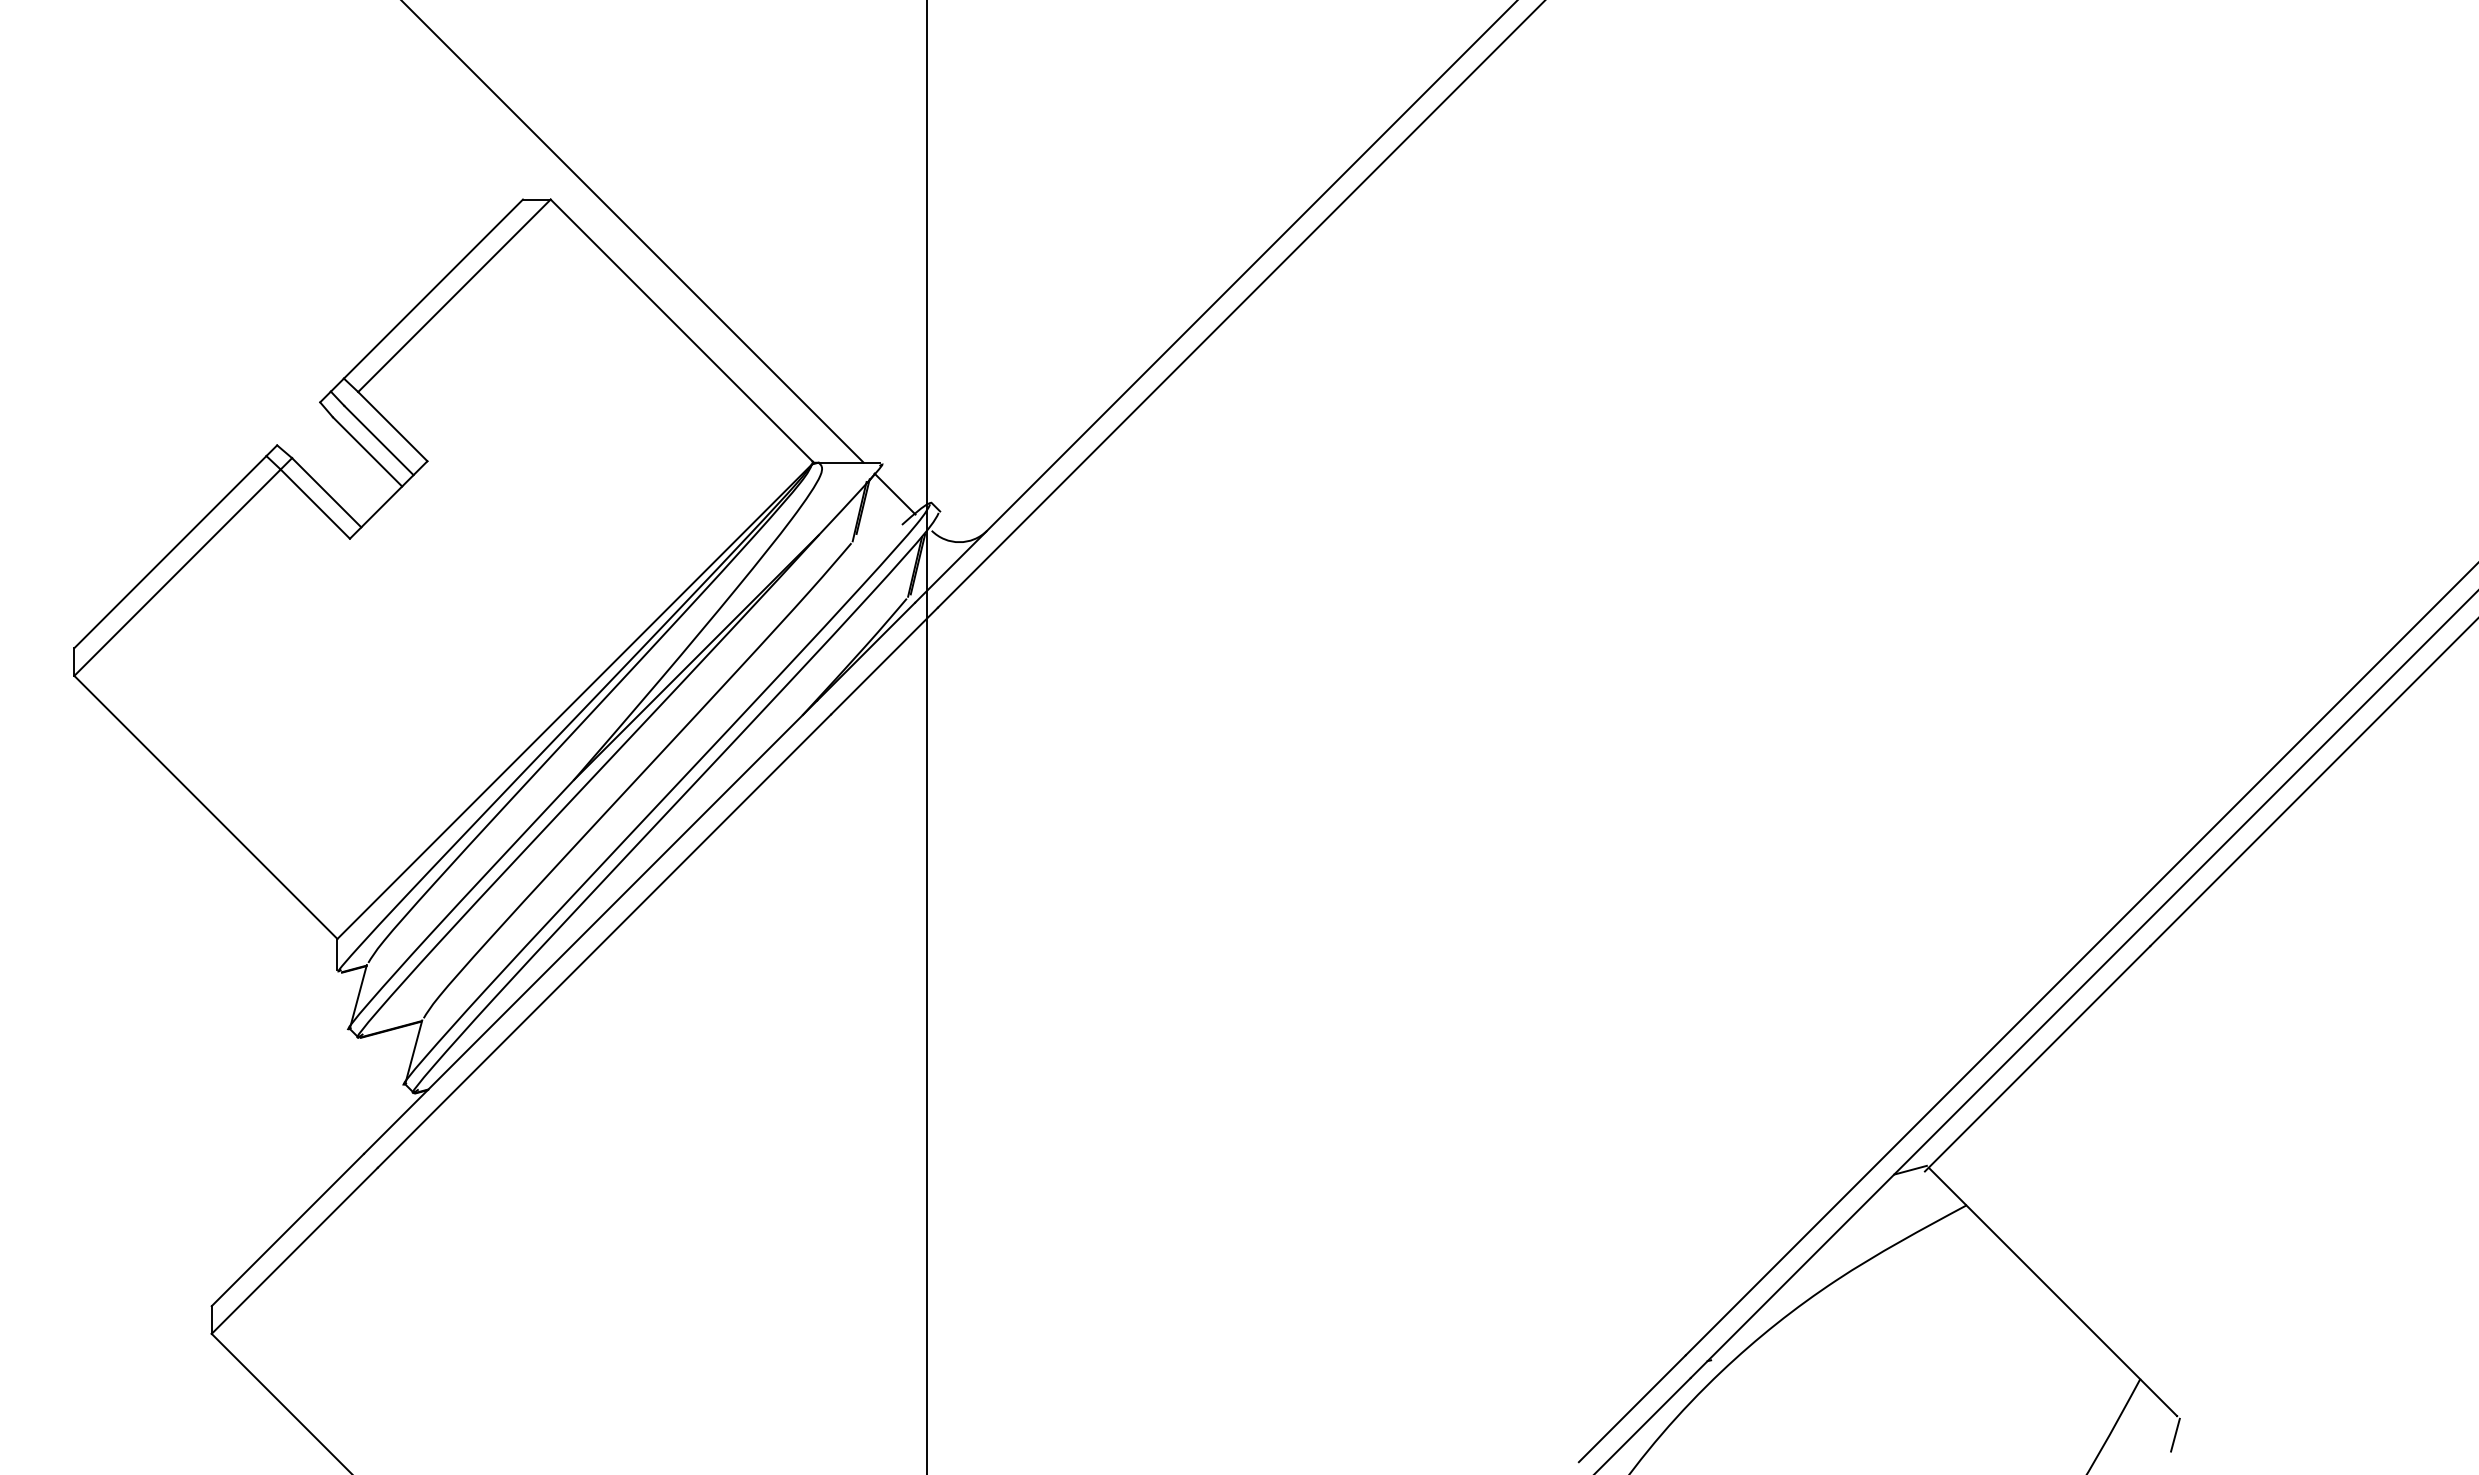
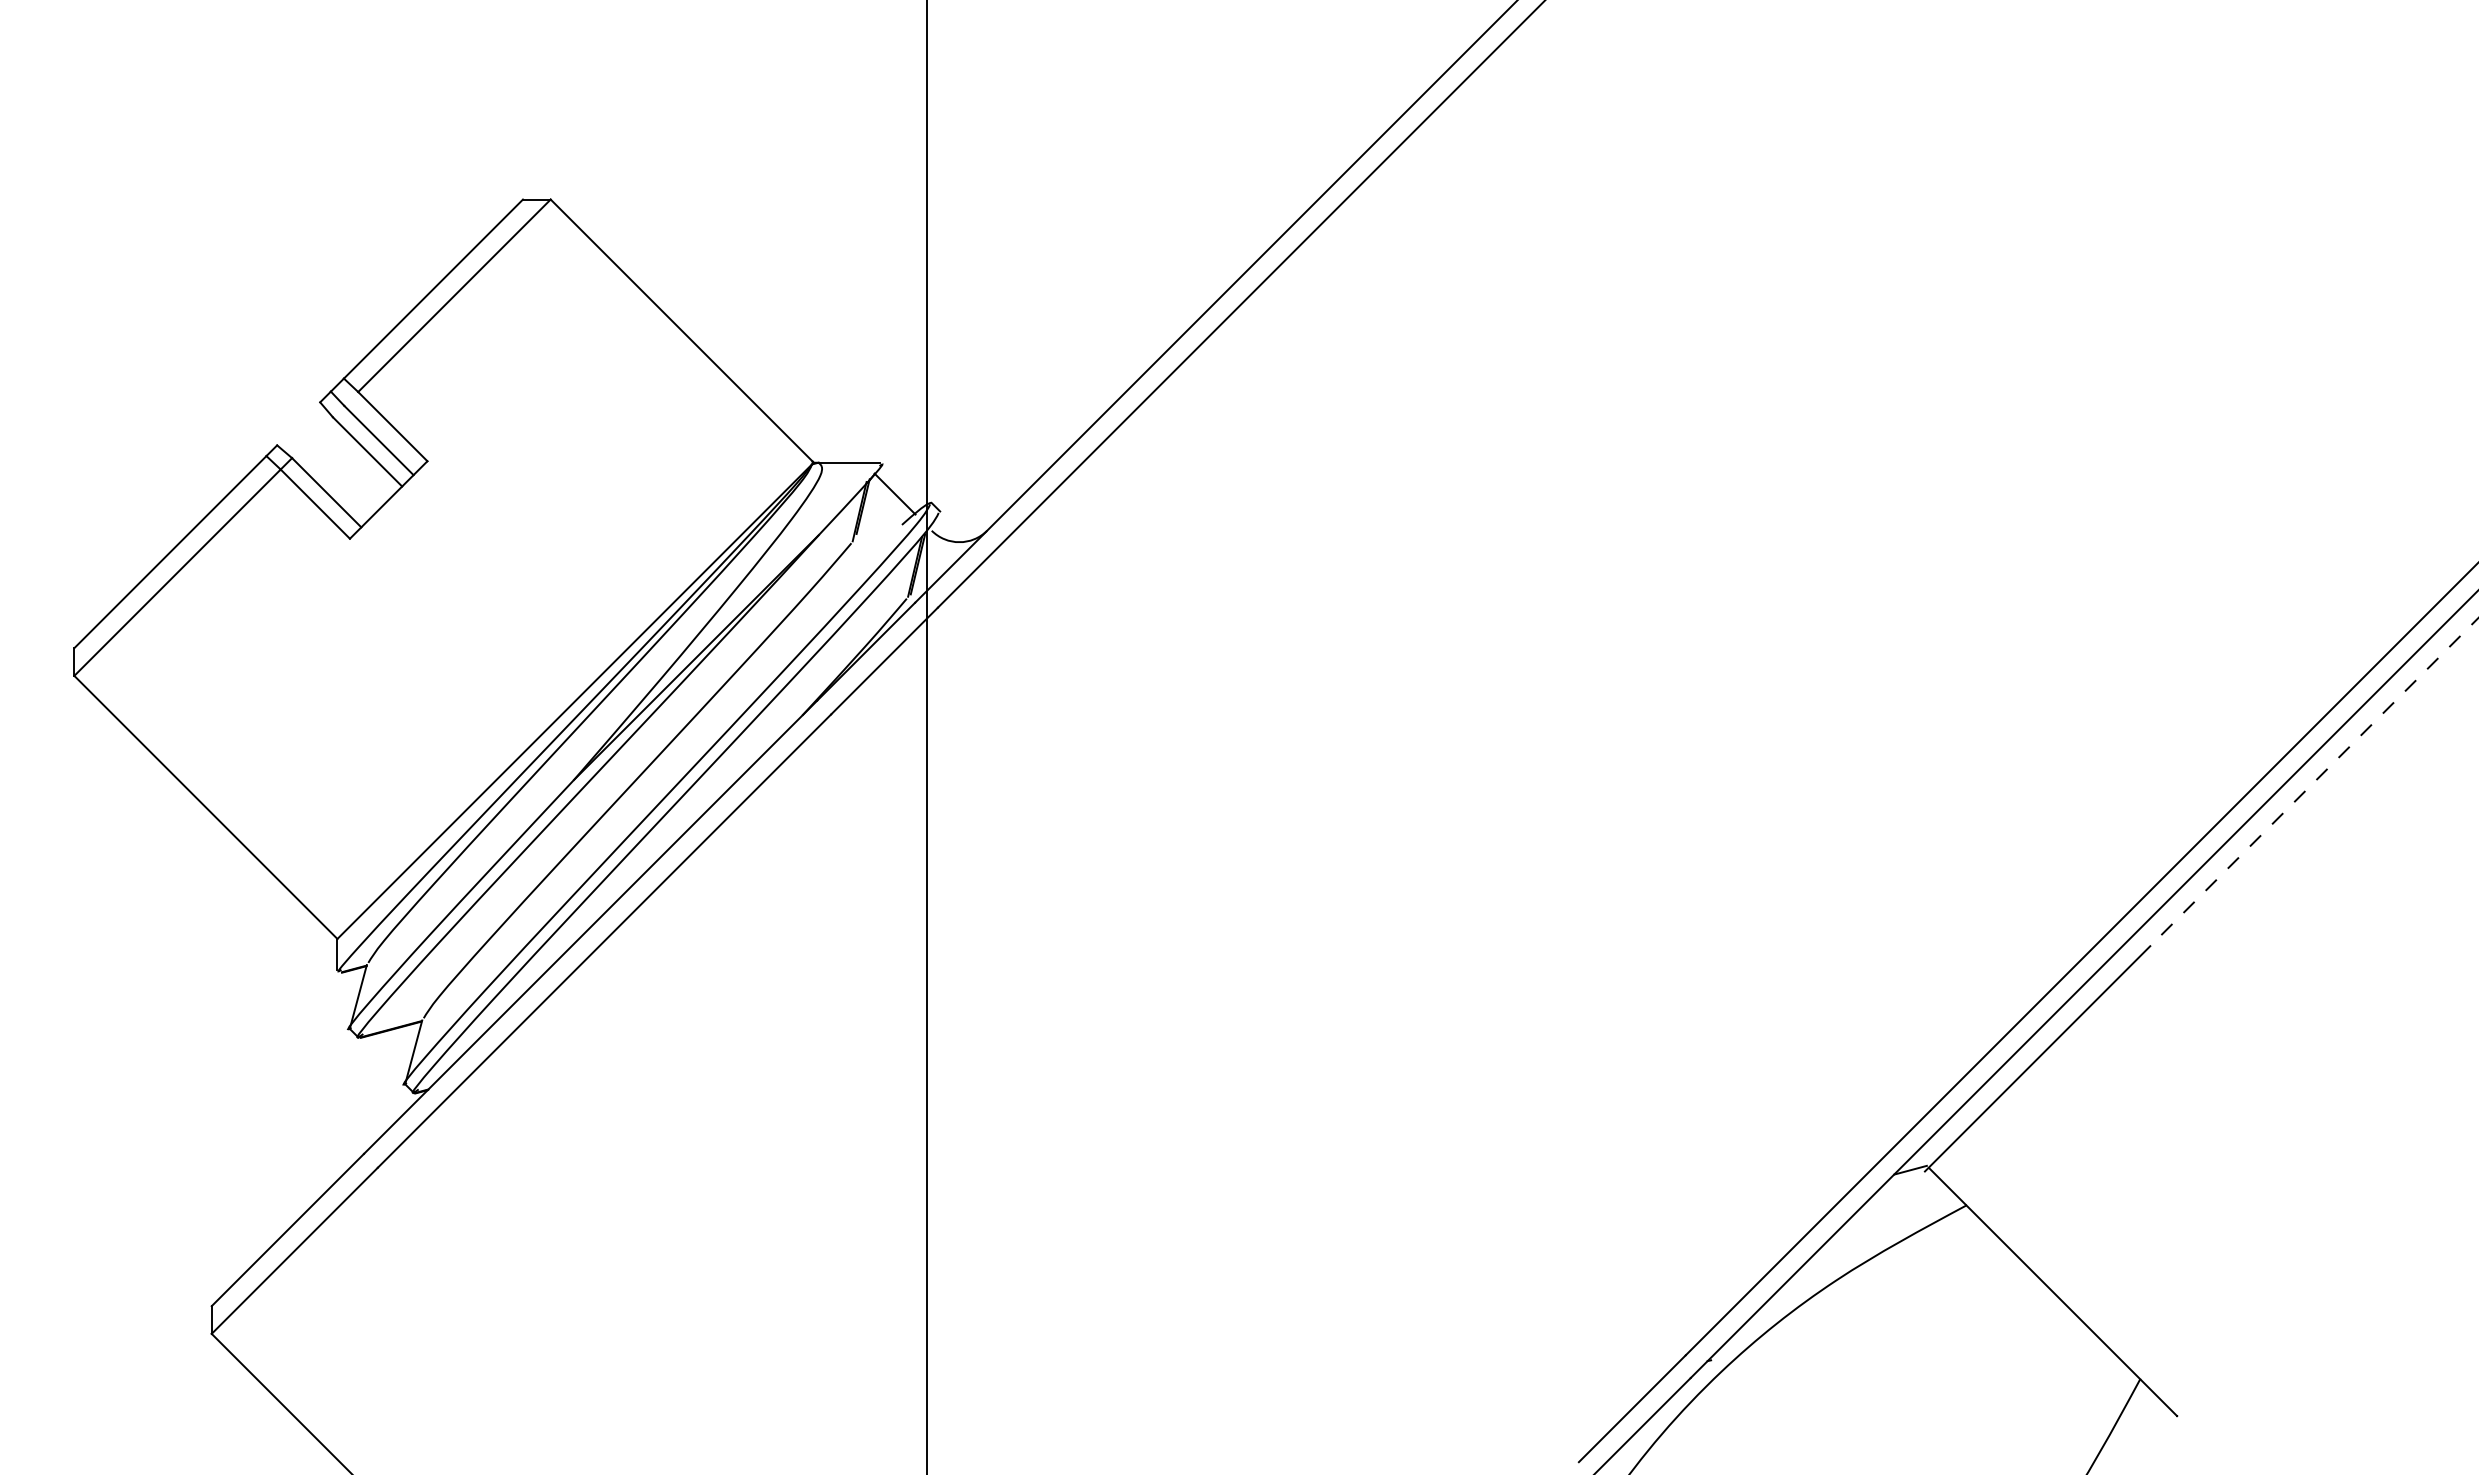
line: present -> none (633, 232)
line: solid -> dashed (2314, 782)
line: present -> none (2175, 1434)
